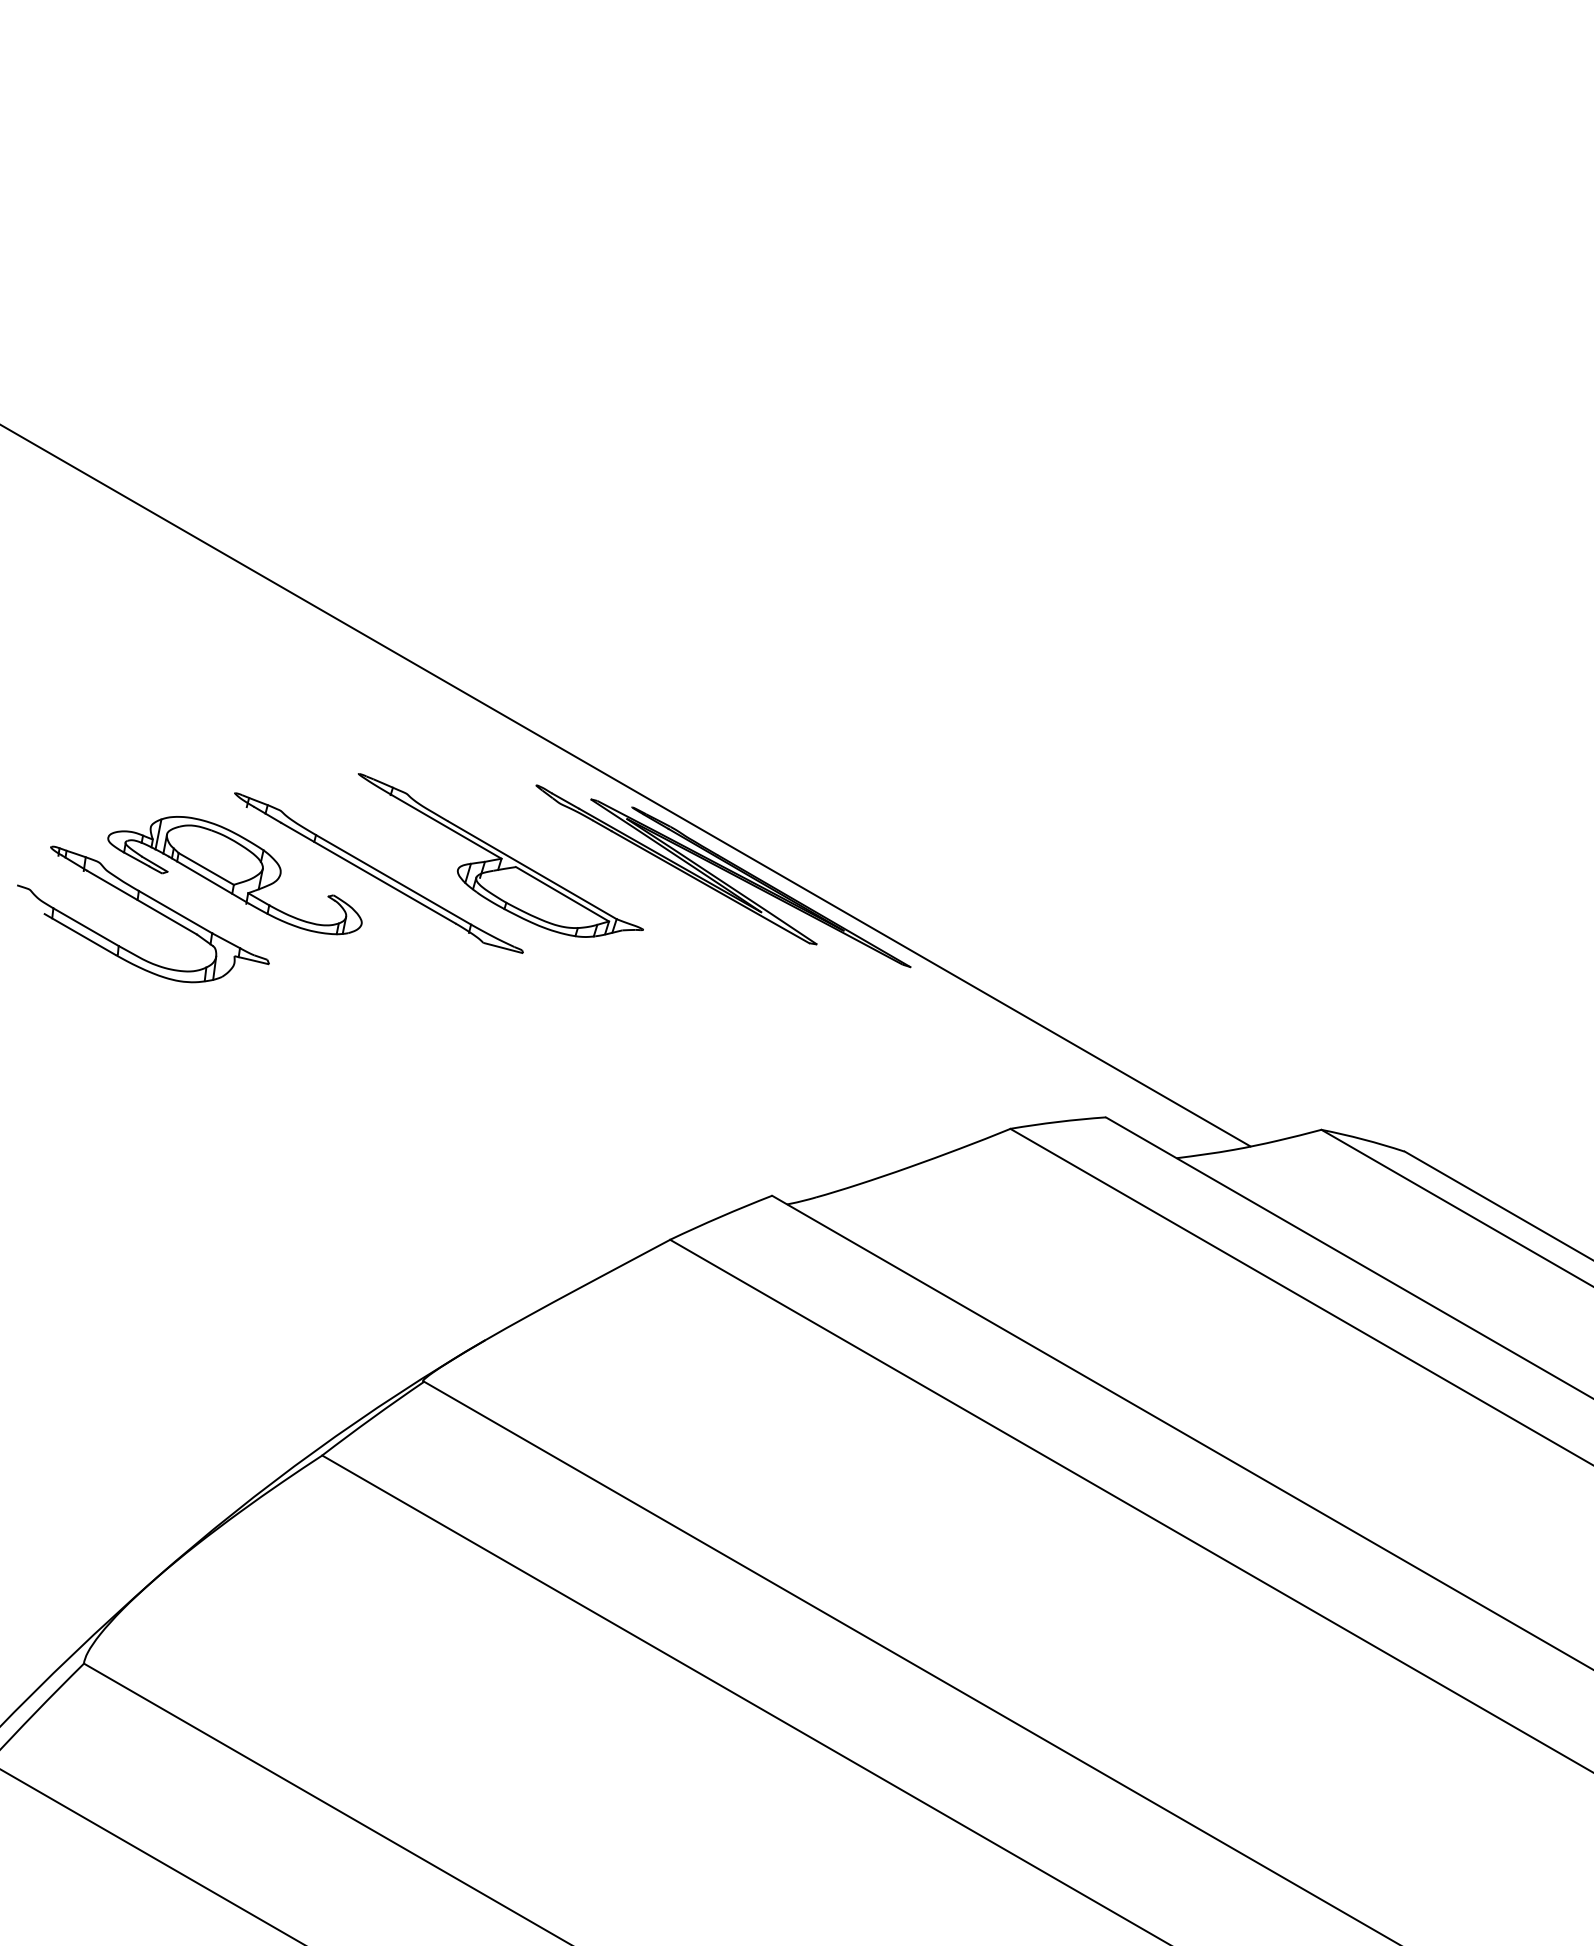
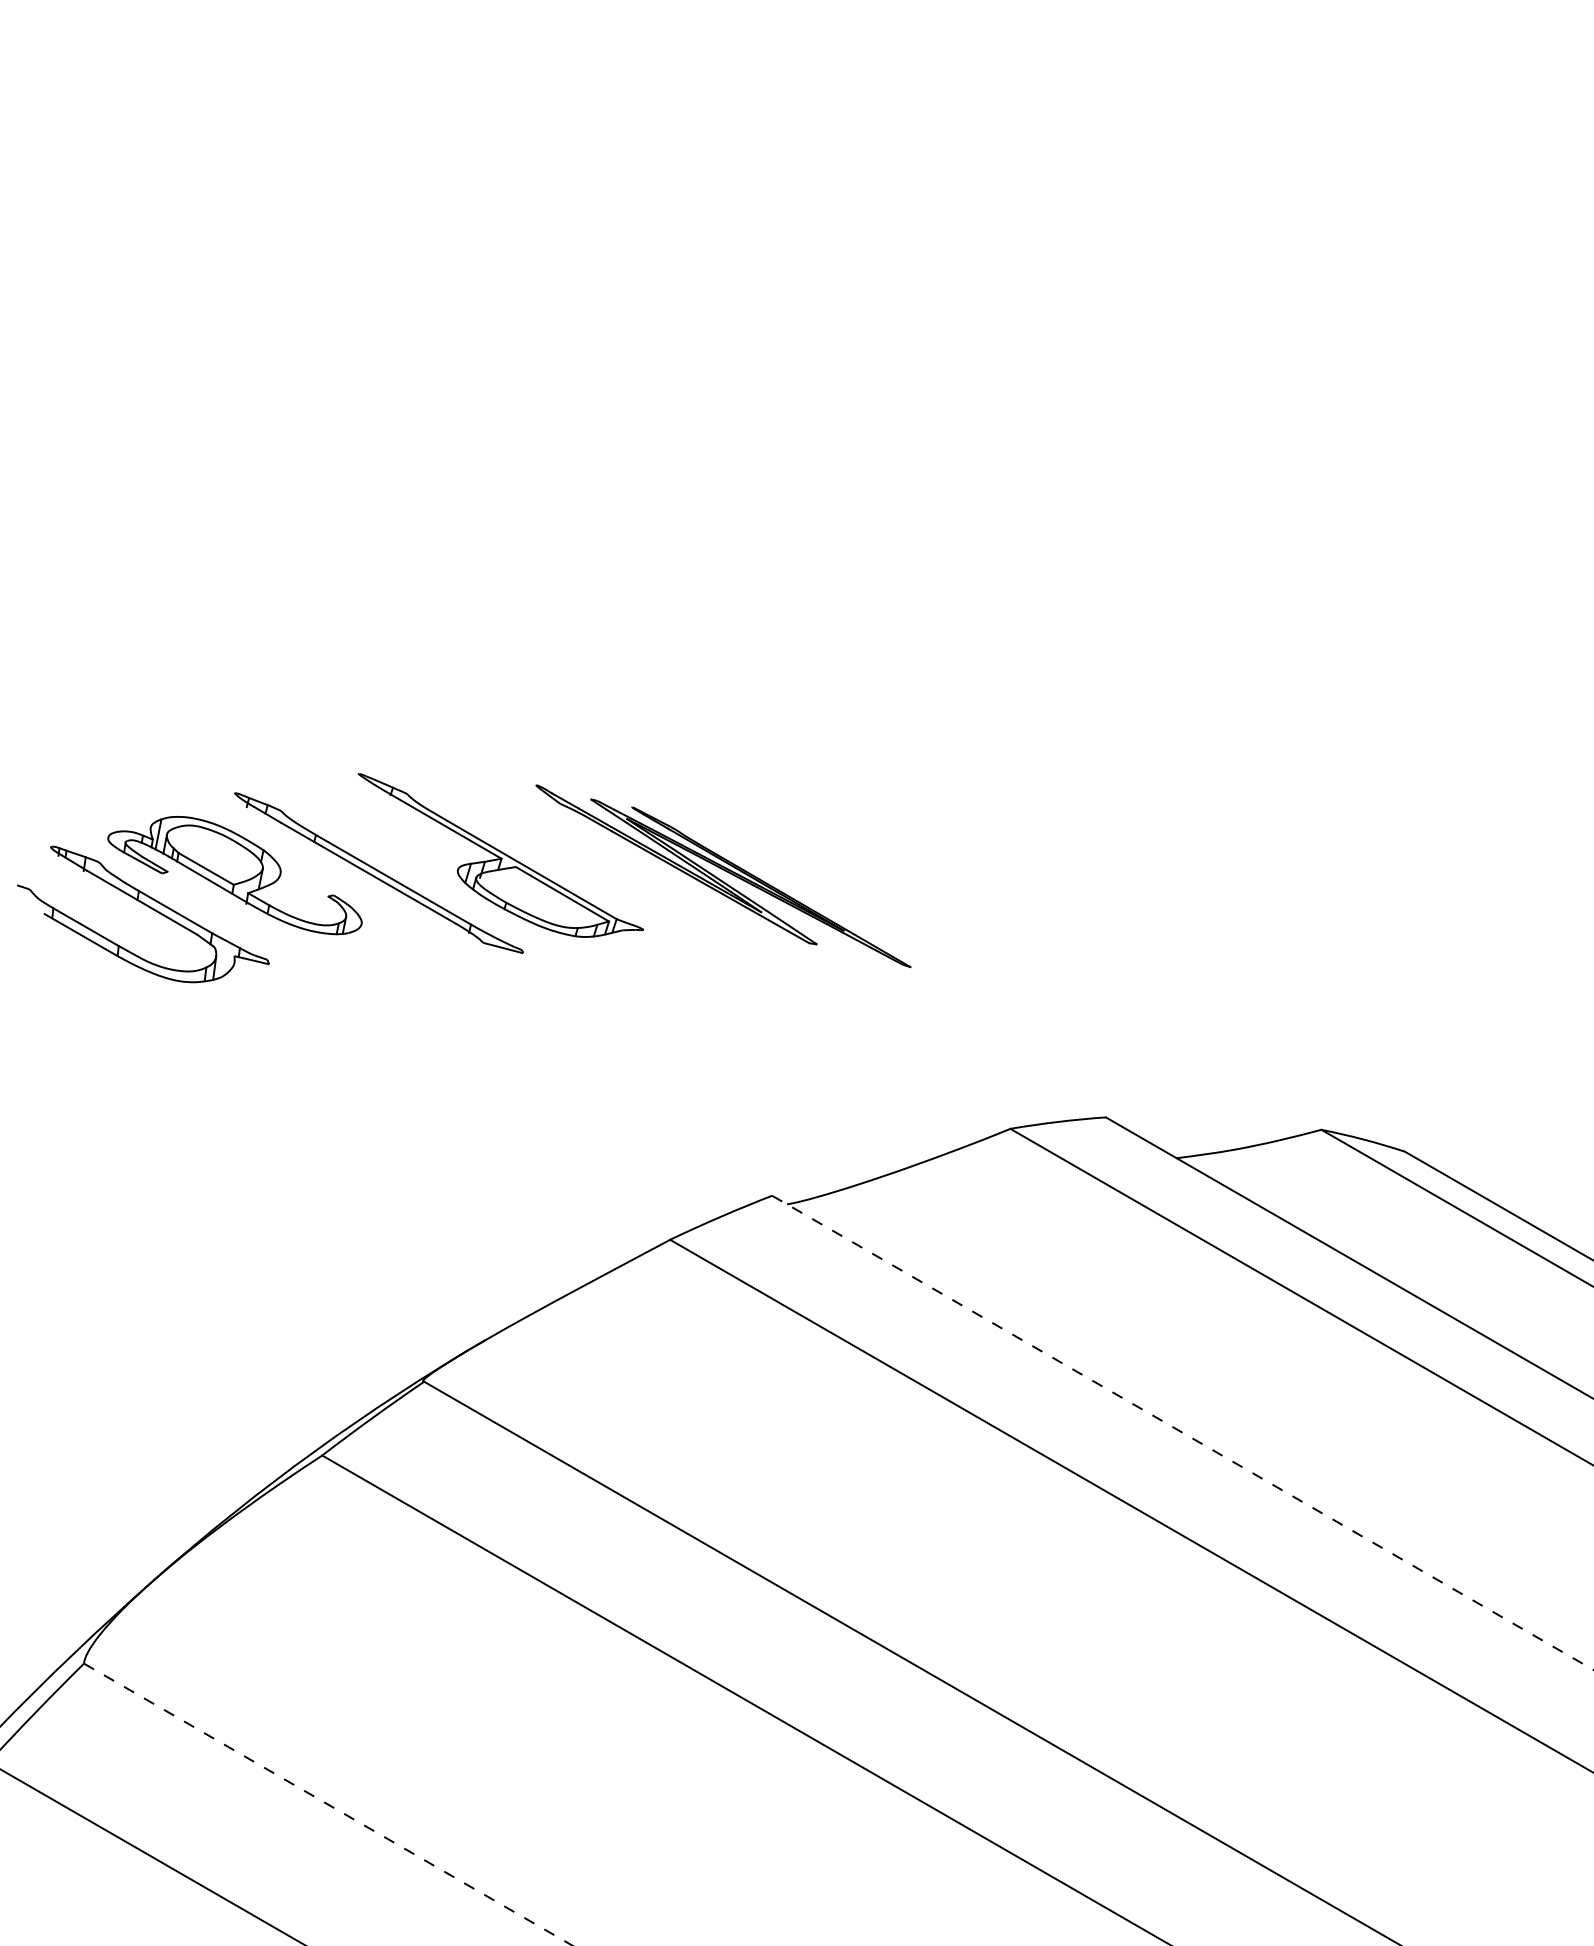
line: present -> none (626, 785)
line: solid -> dashed (1183, 1433)
line: solid -> dashed (328, 1804)
